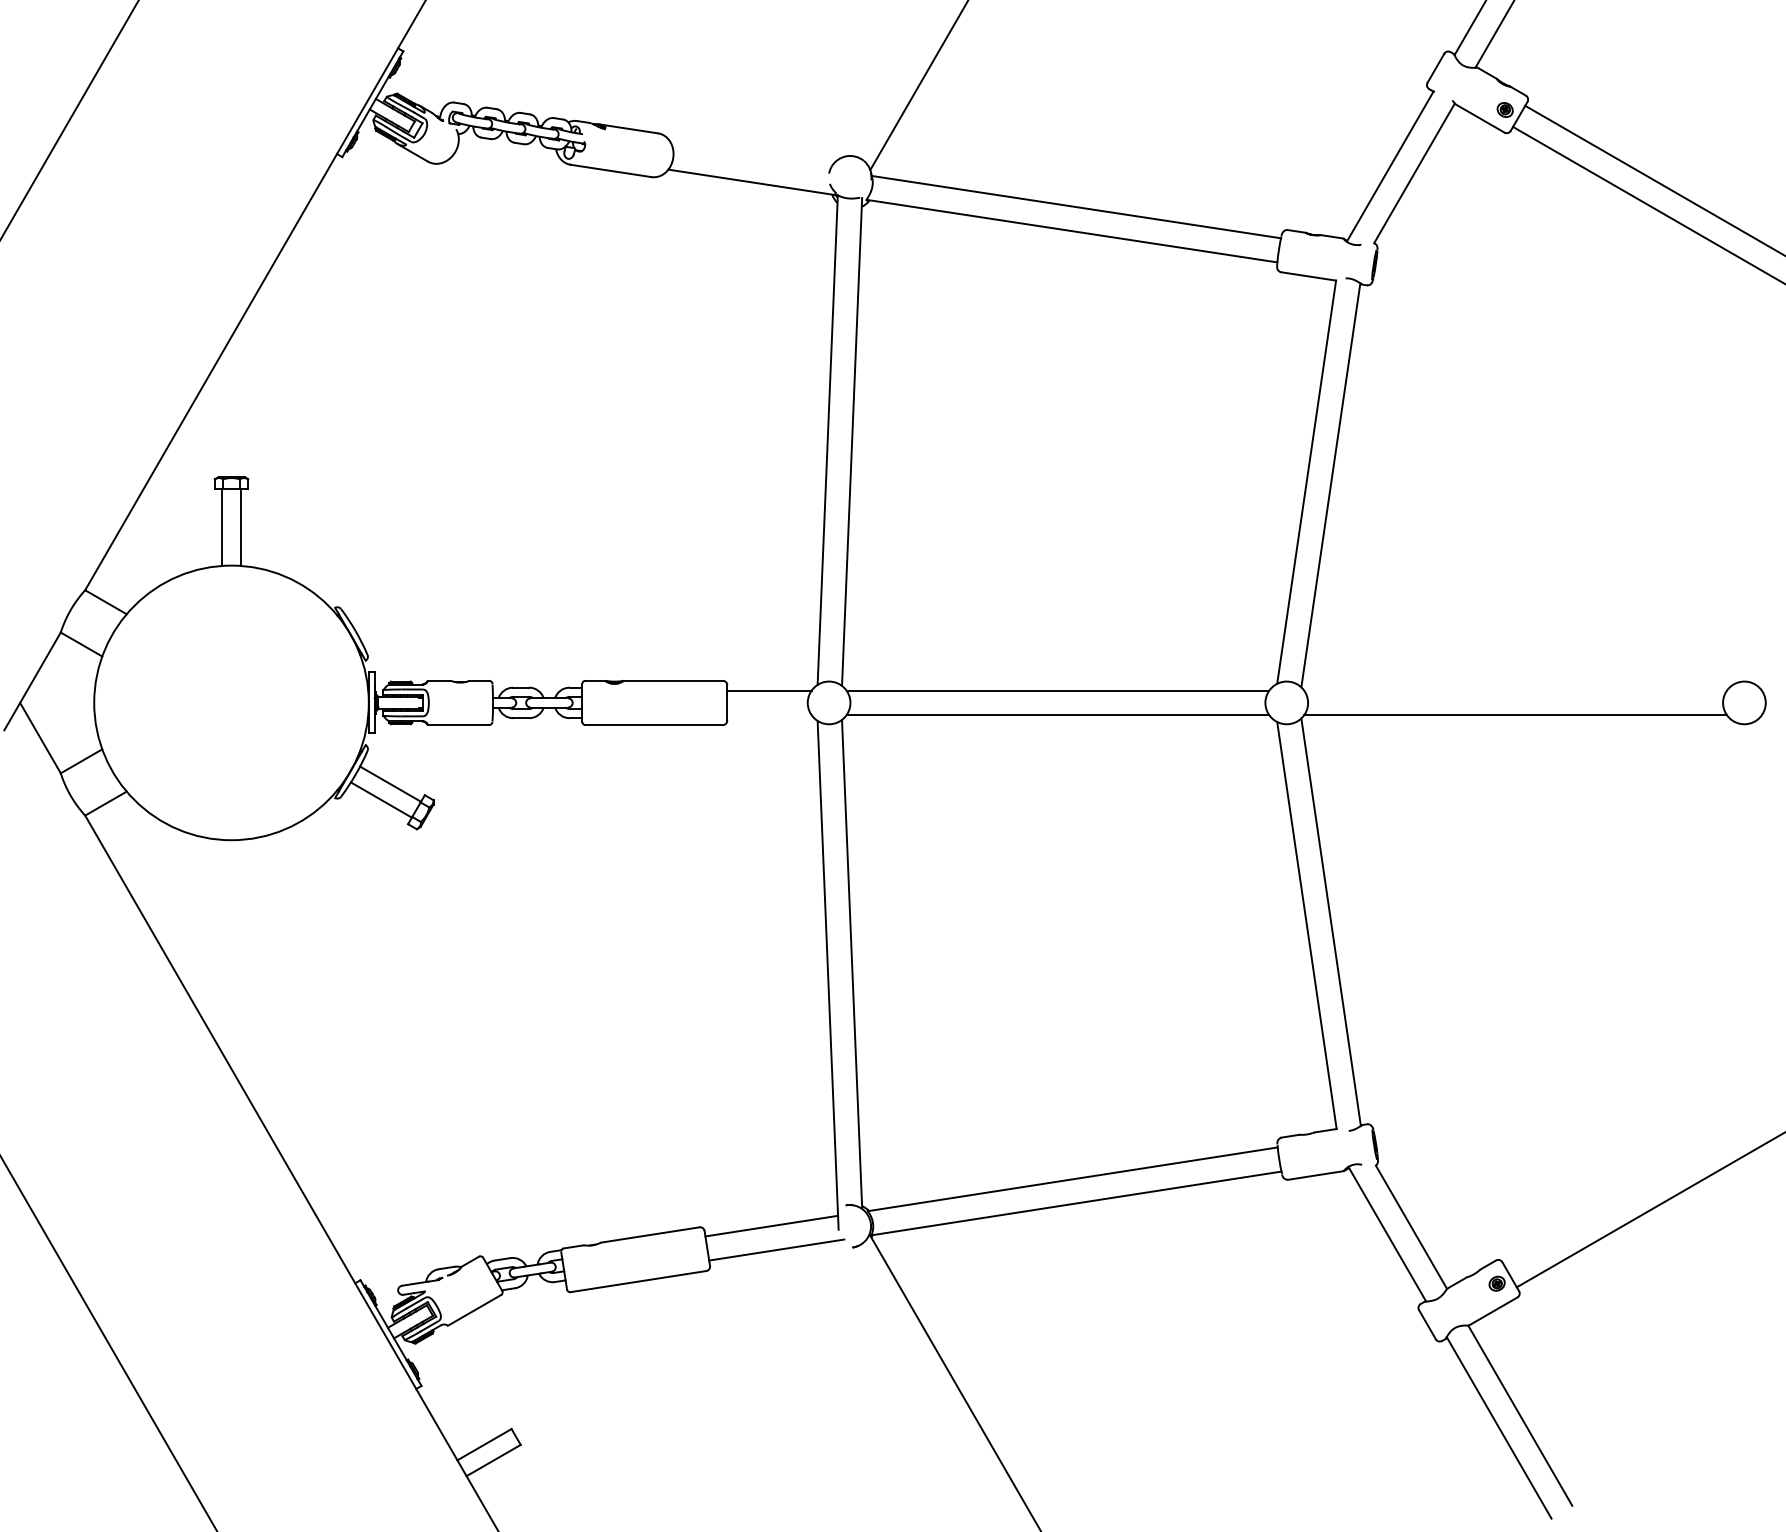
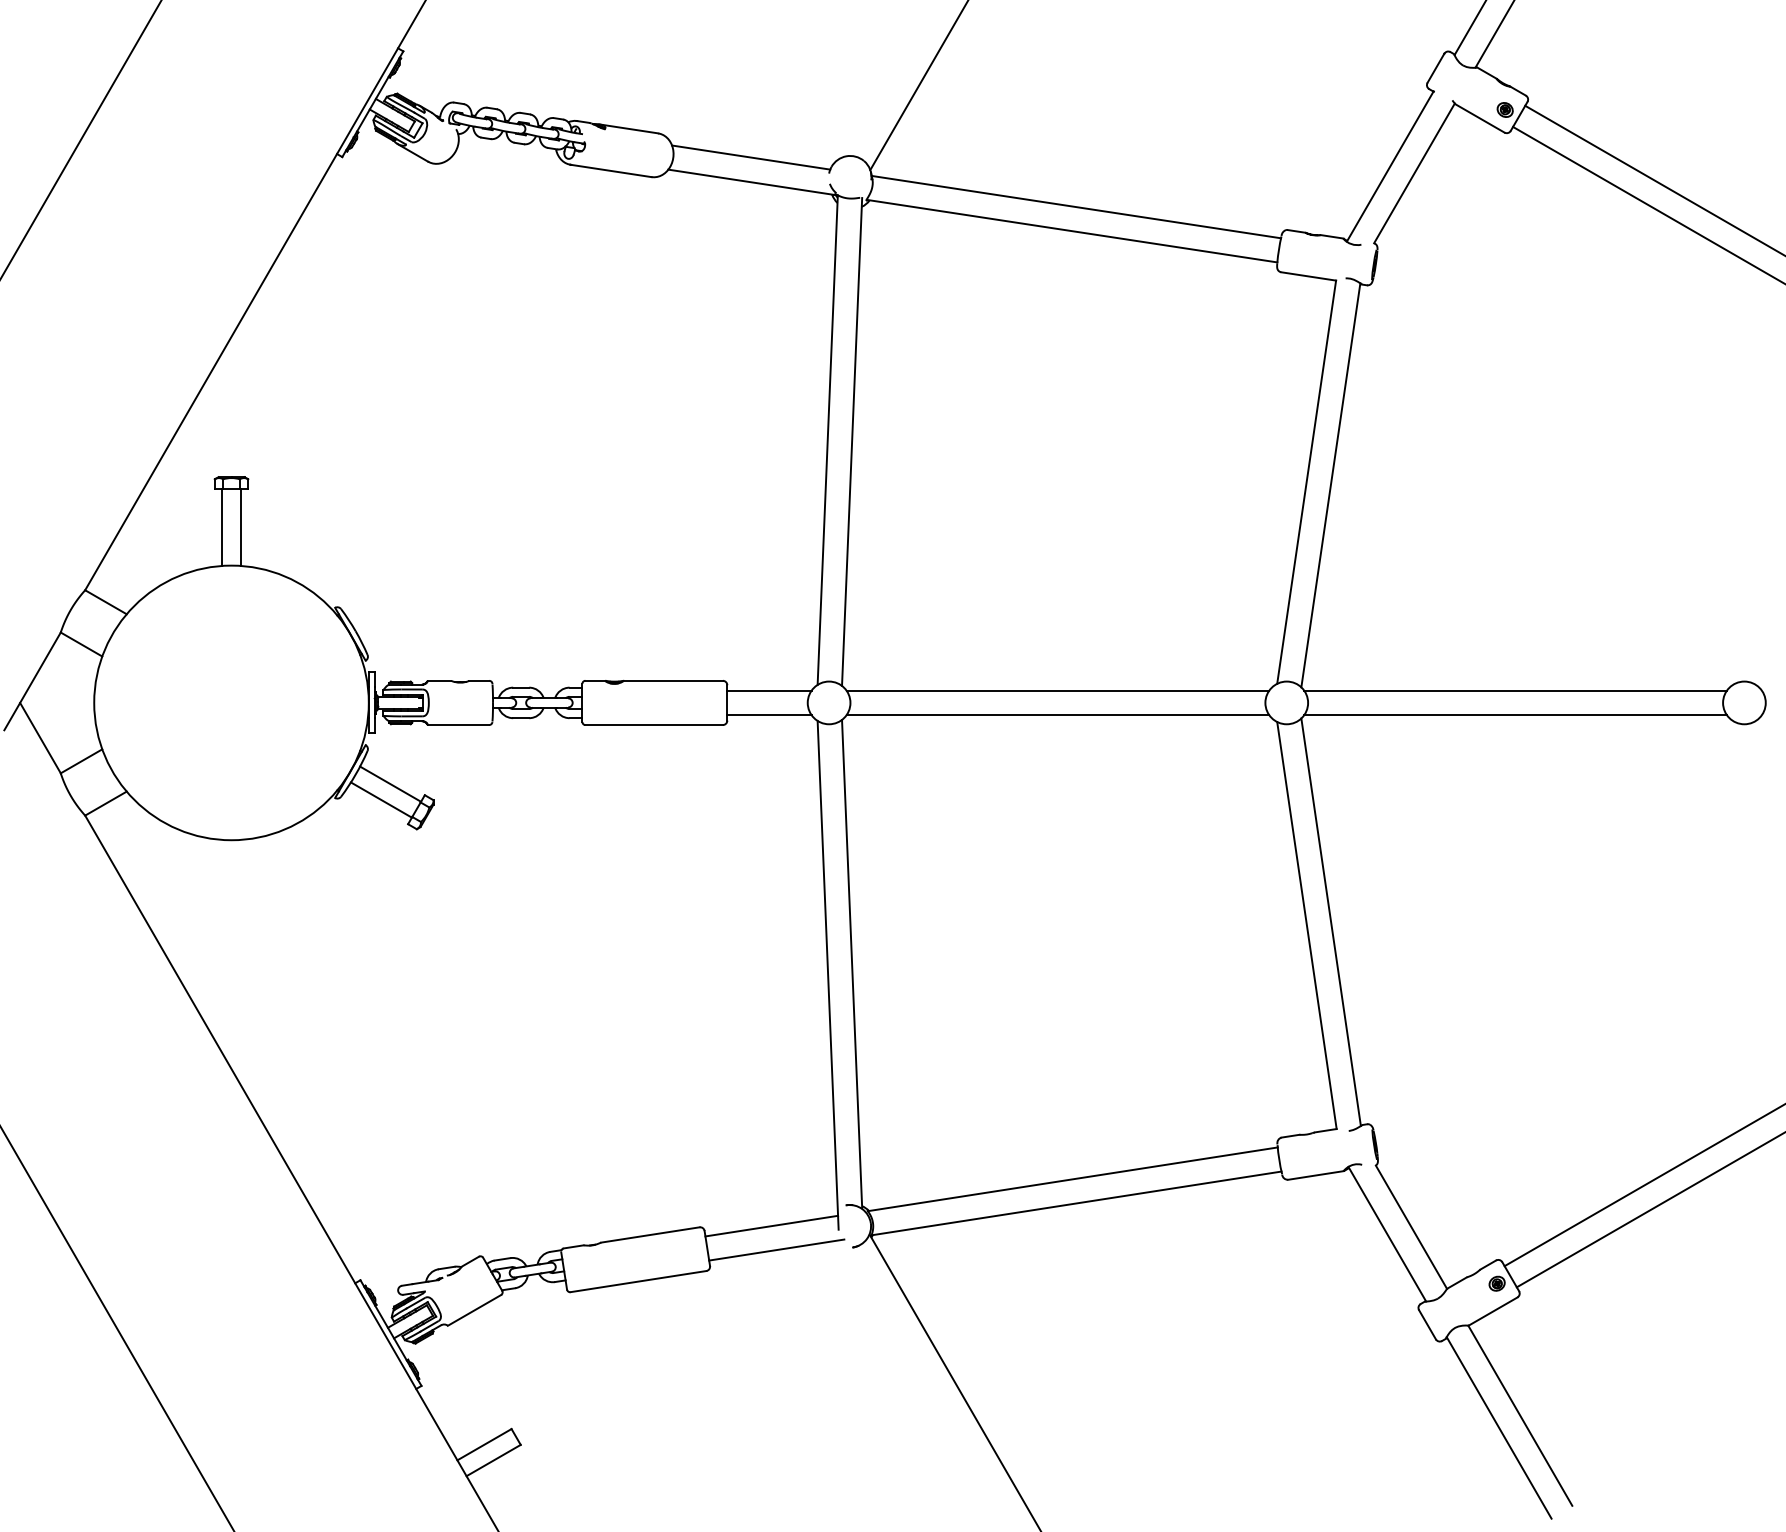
line position: (69, 119) -> (81, 139) (81, 139)
line: none -> present (751, 157)
line: none -> present (1515, 690)
line: none -> present (769, 715)
line: none -> present (1643, 1185)
line position: (108, 1343) -> (117, 1328) (117, 1328)
